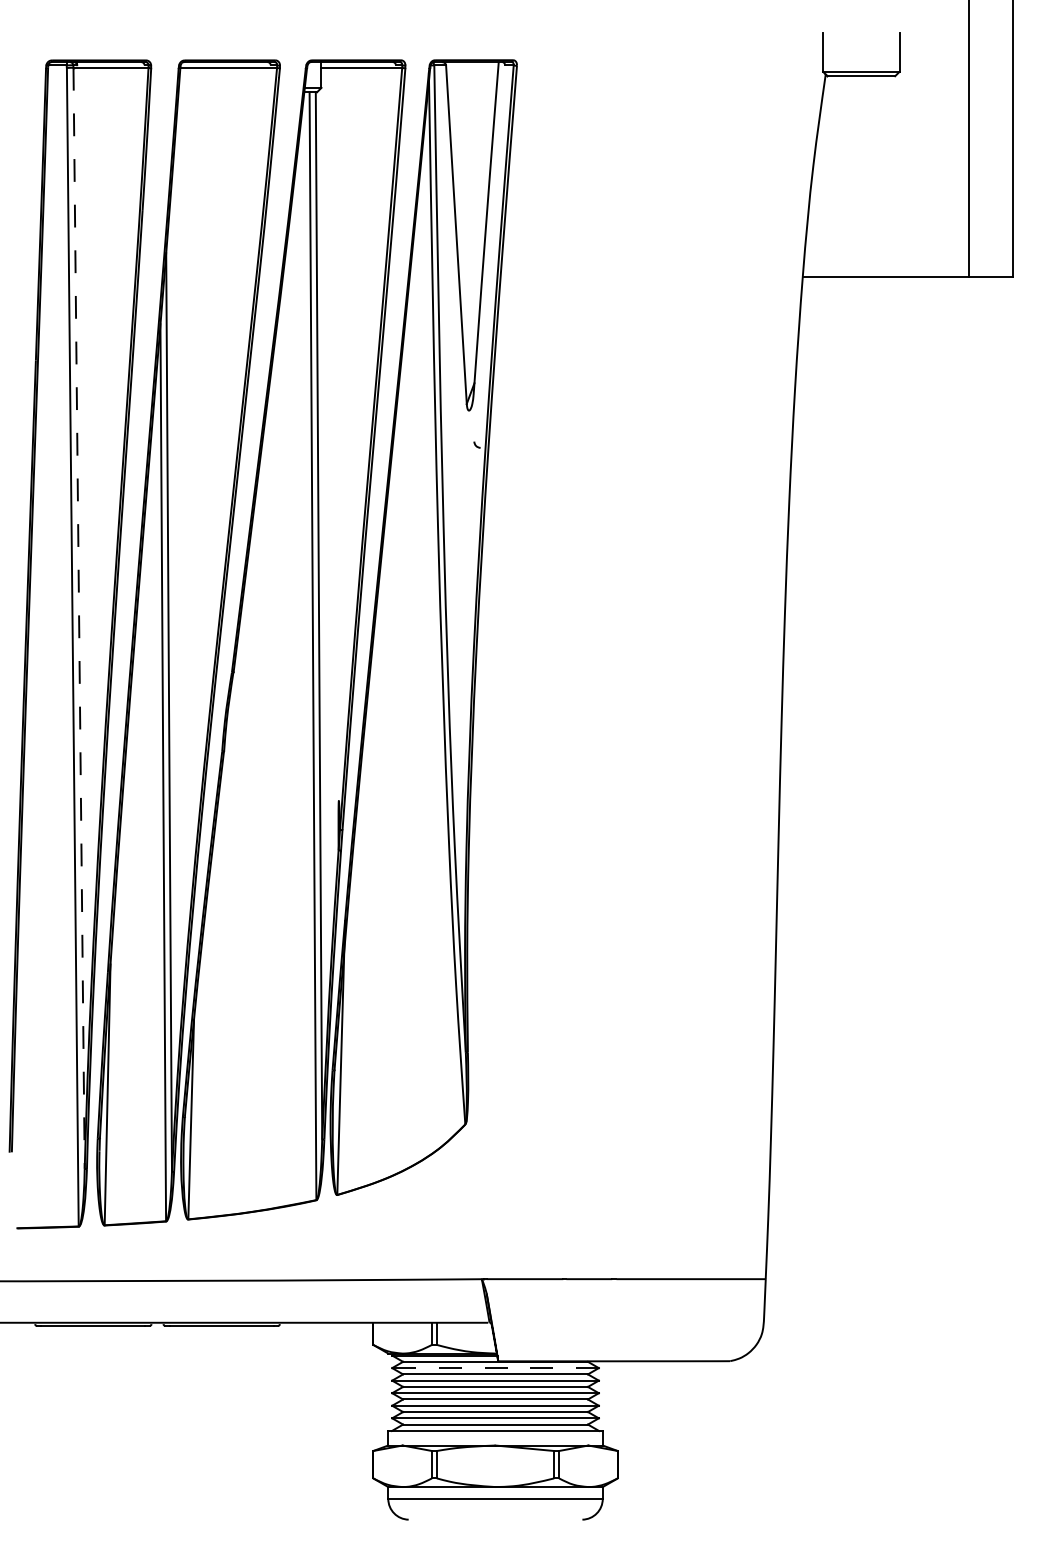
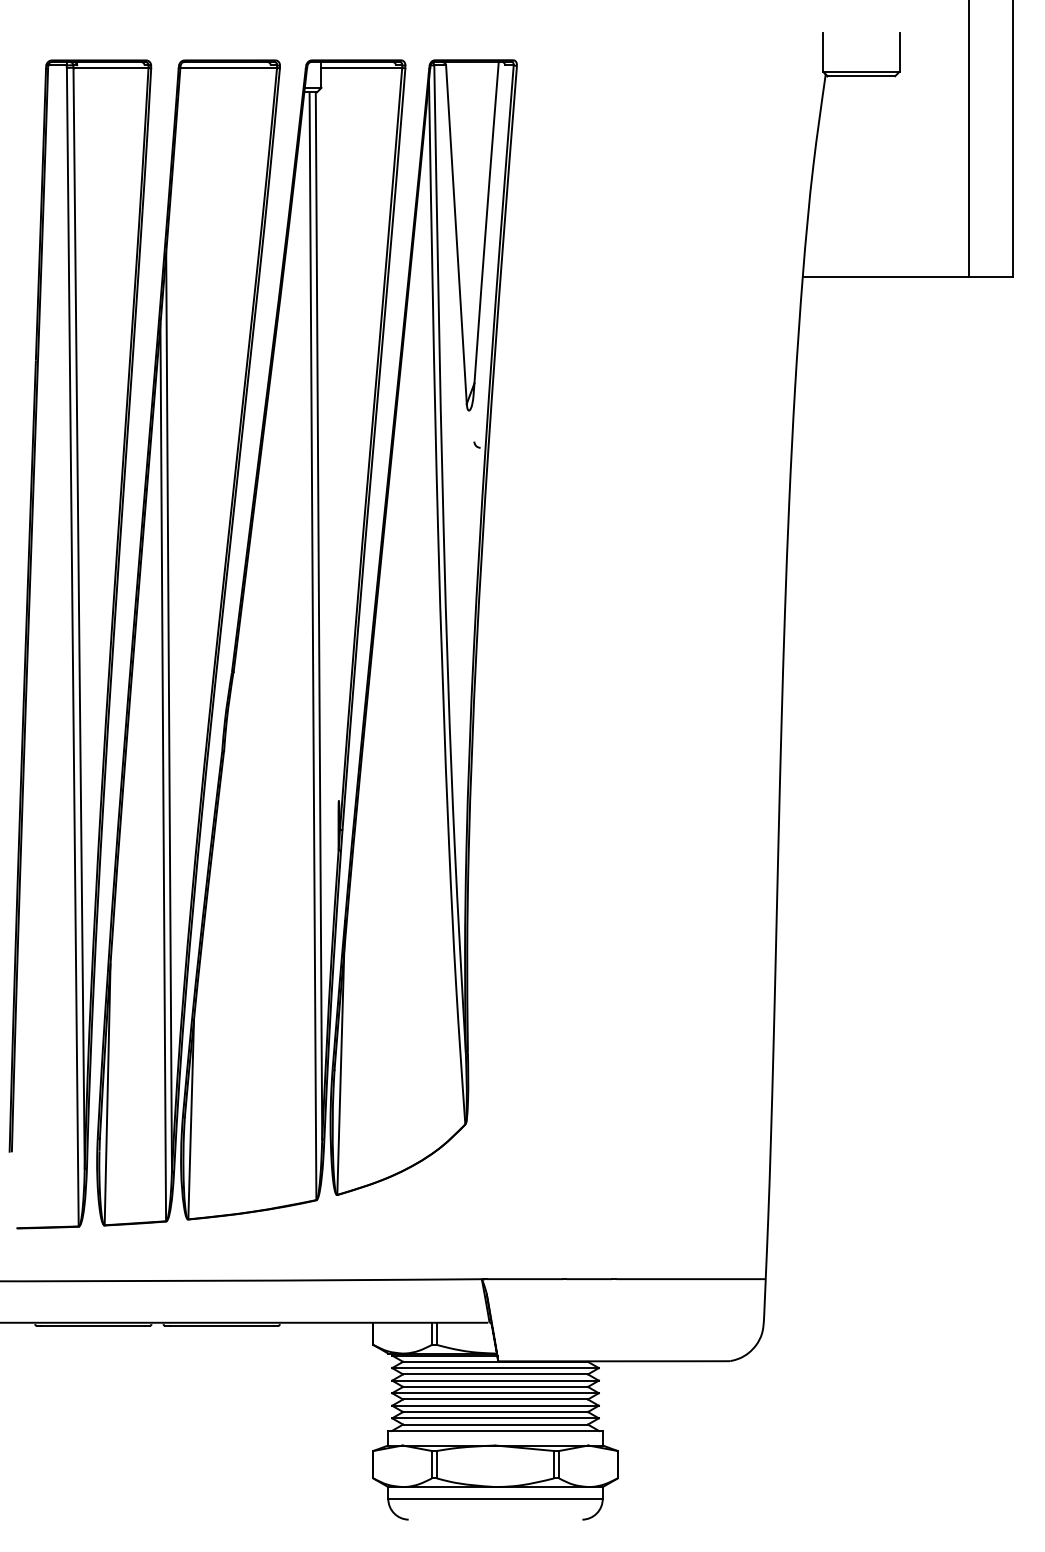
line: dashed -> solid (79, 618)
line: dashed -> solid (495, 1368)
